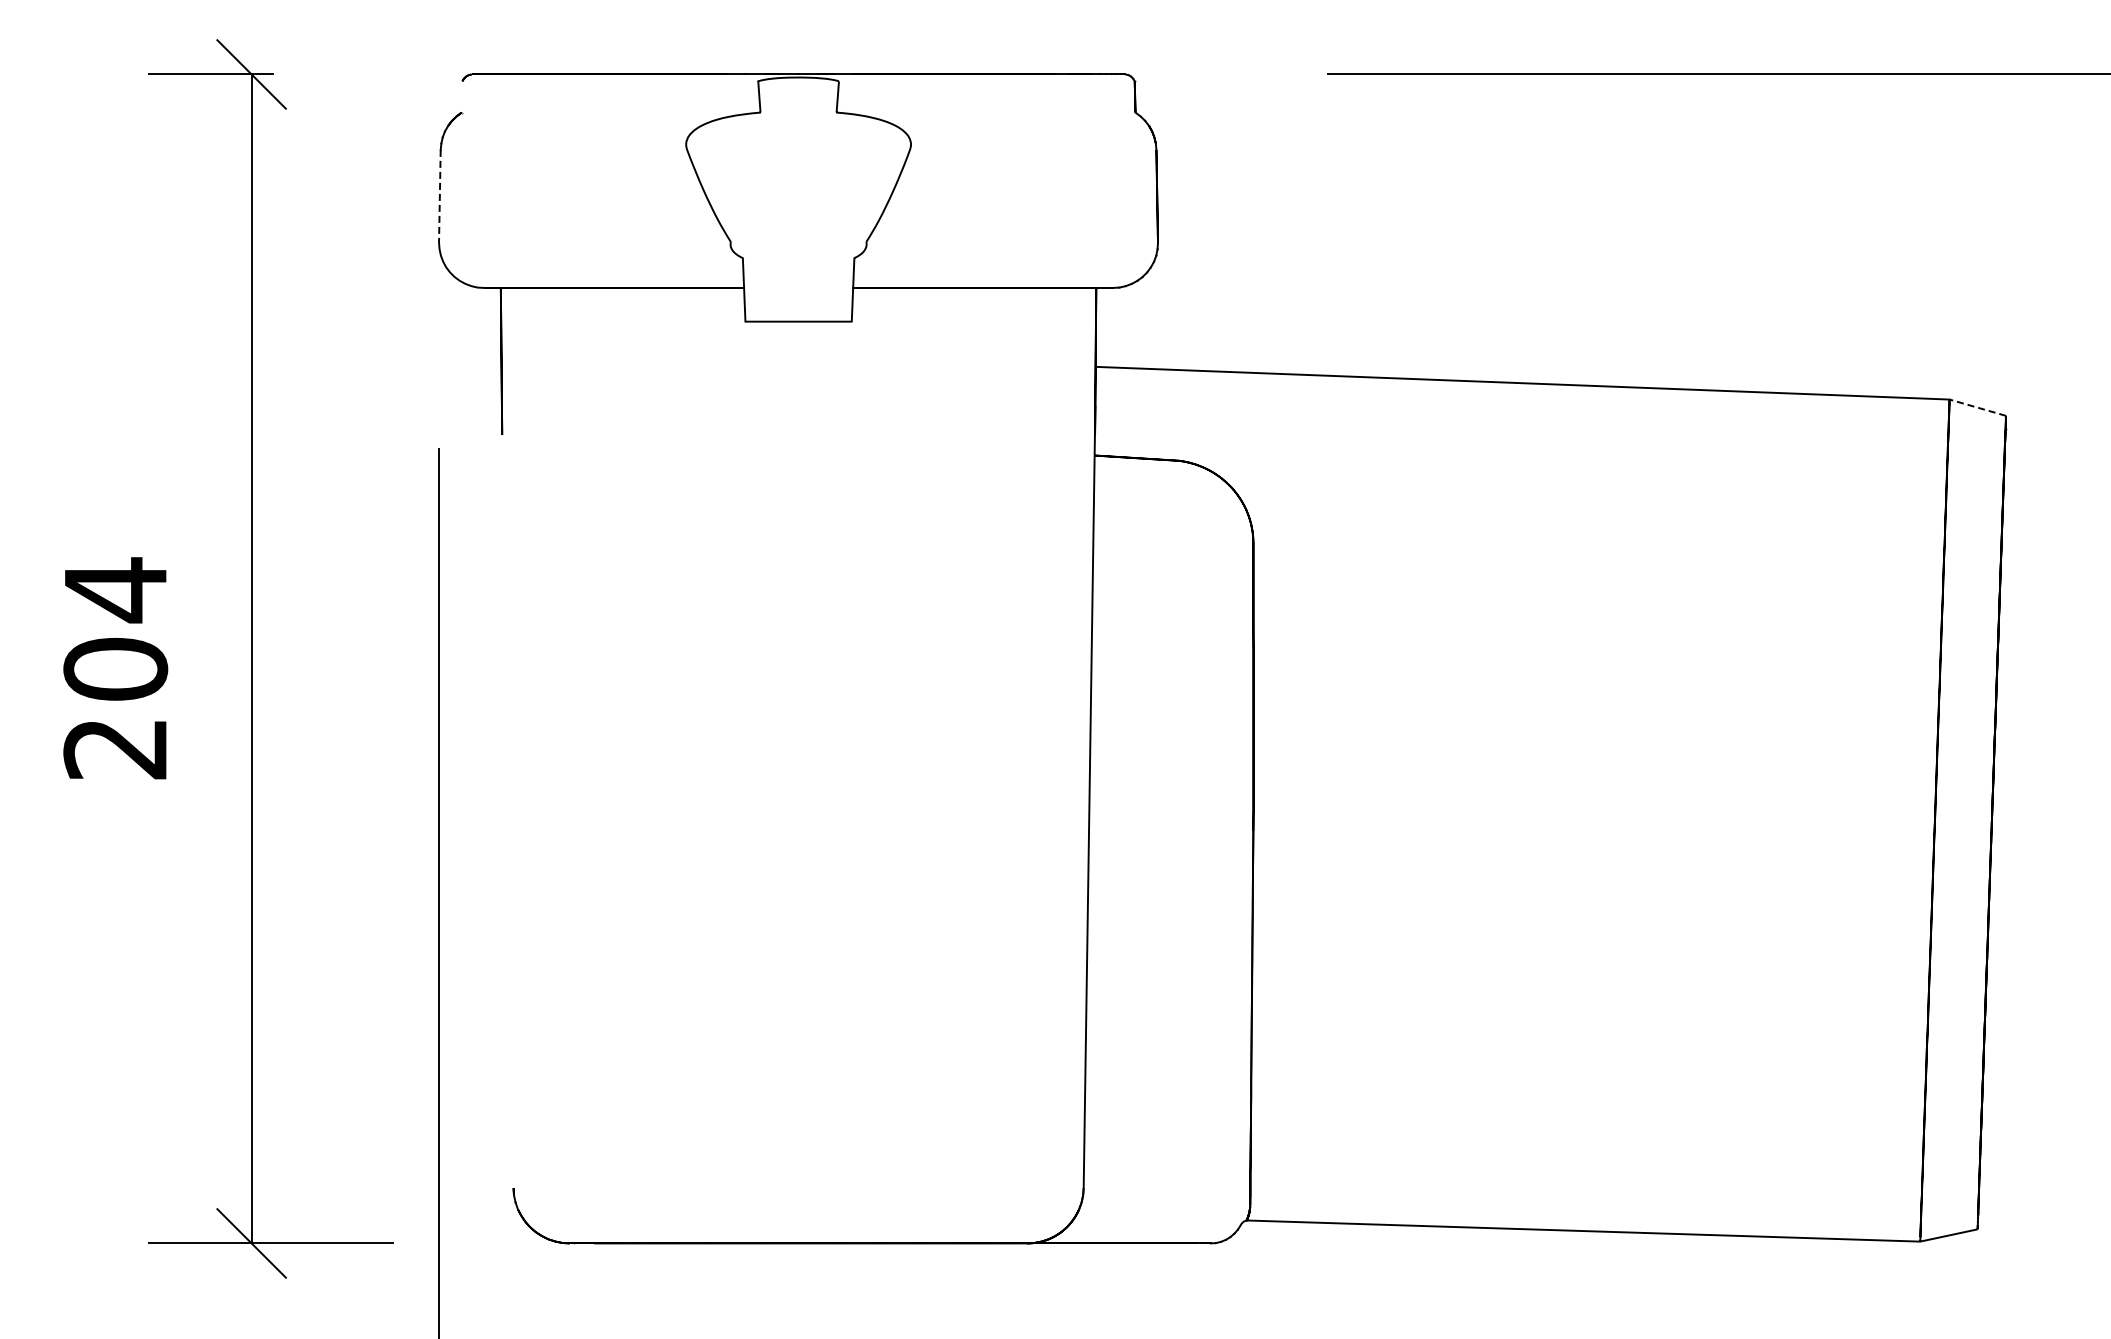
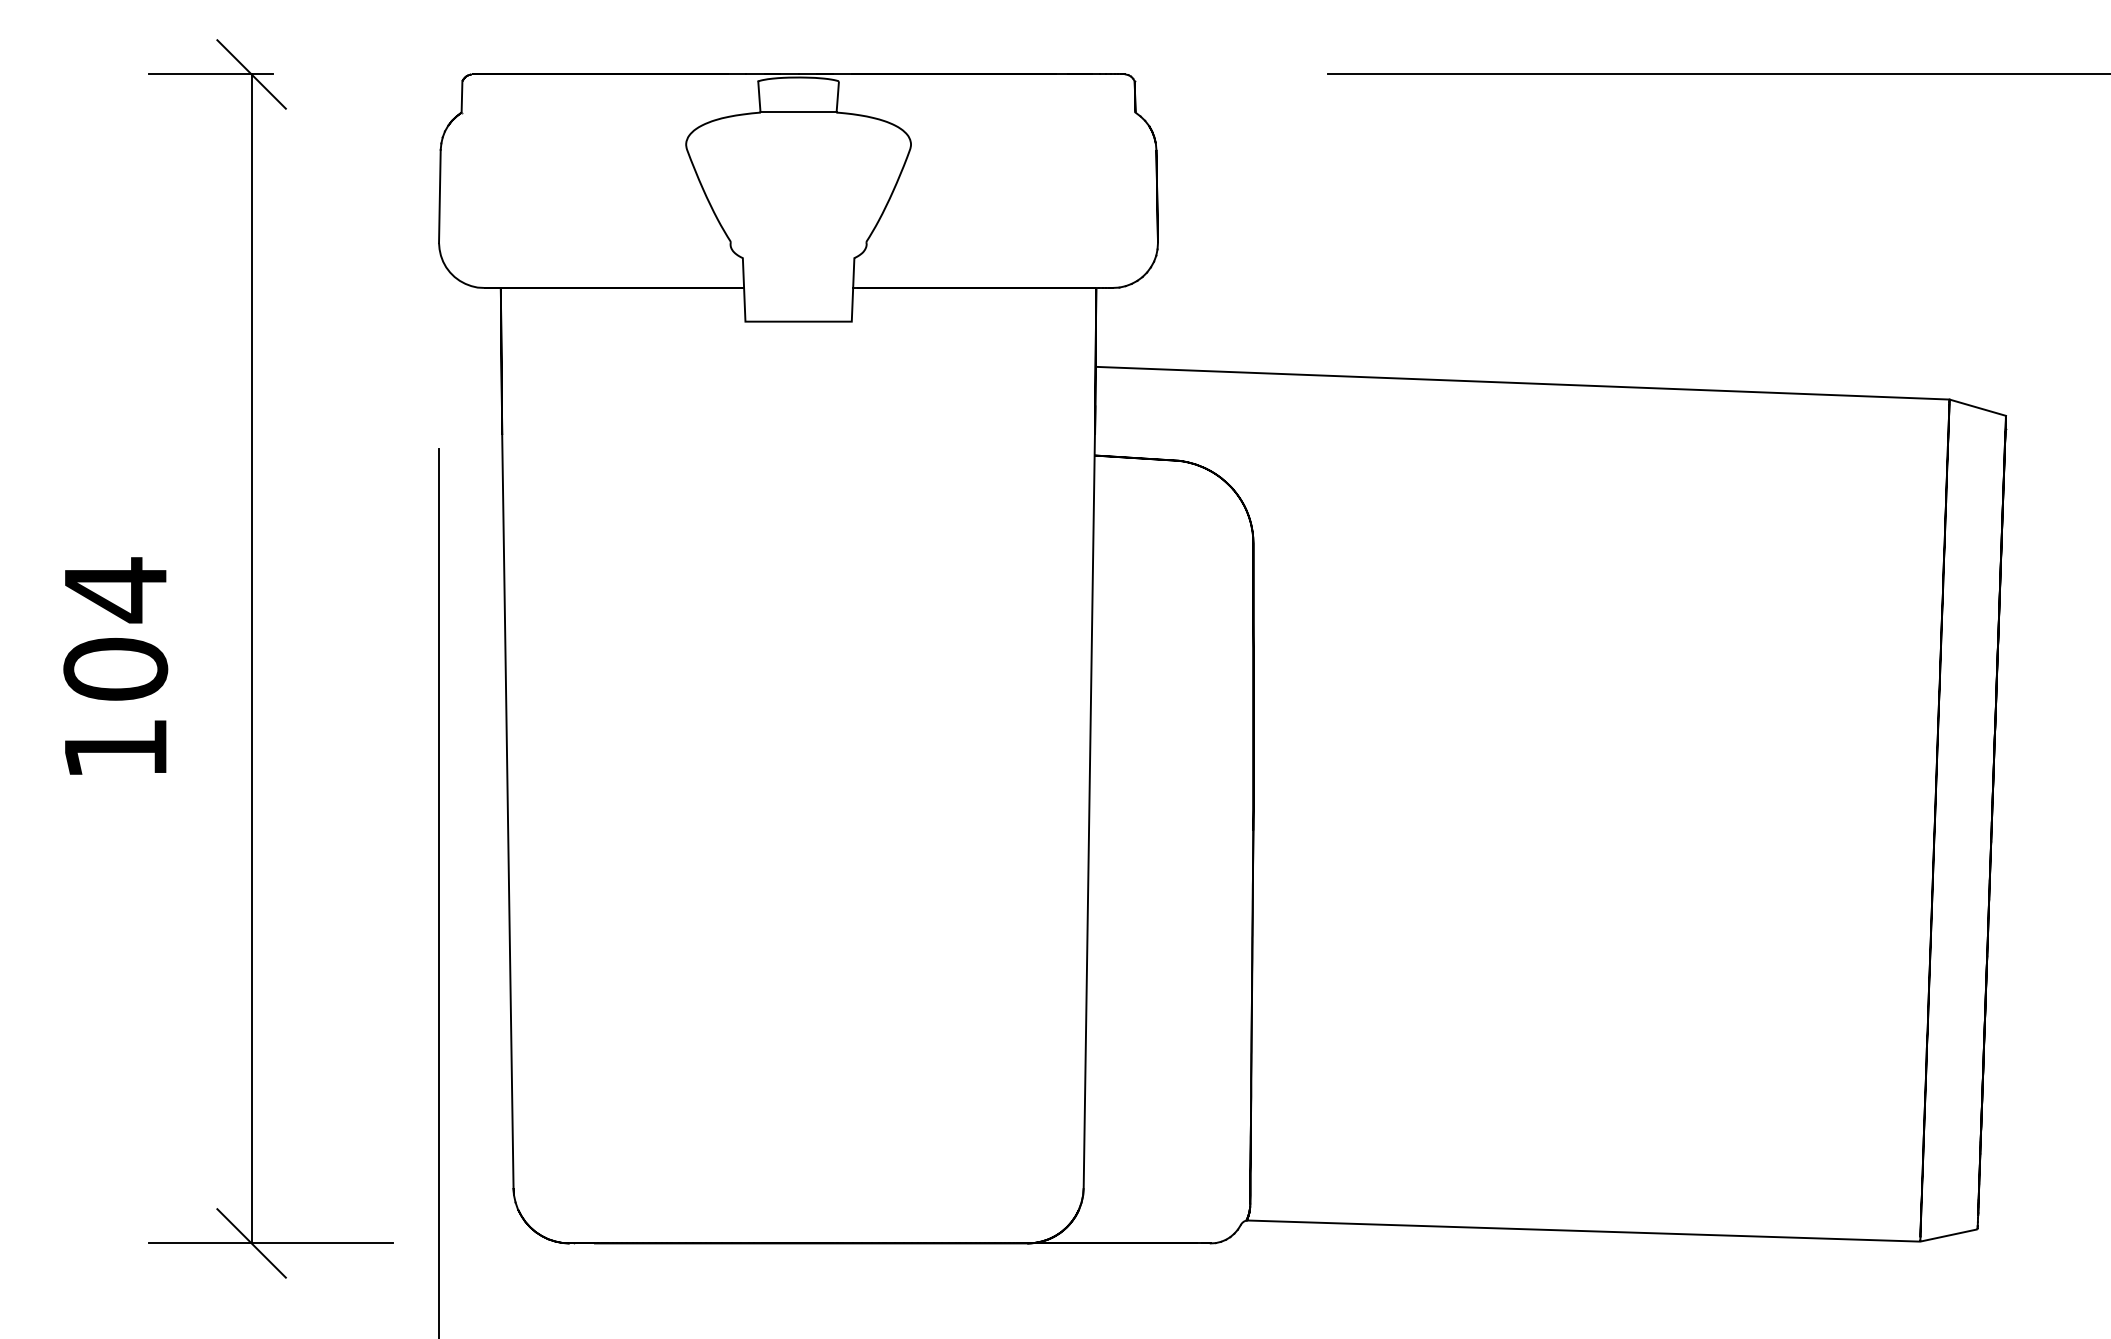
line: none -> present (461, 96)
line: none -> present (798, 112)
line: dashed -> solid (439, 196)
line: dashed -> solid (1977, 407)
text: 204 -> 104 (114, 749)
line: none -> present (507, 811)
